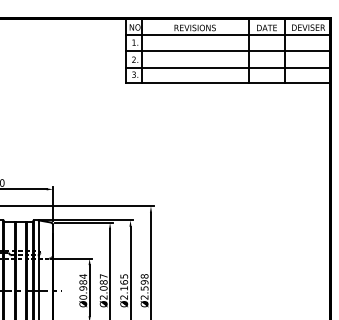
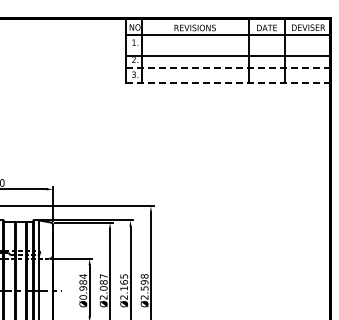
line position: (228, 51) -> (228, 56) (228, 56)
line: solid -> dashed (229, 67)
line: solid -> dashed (229, 83)
